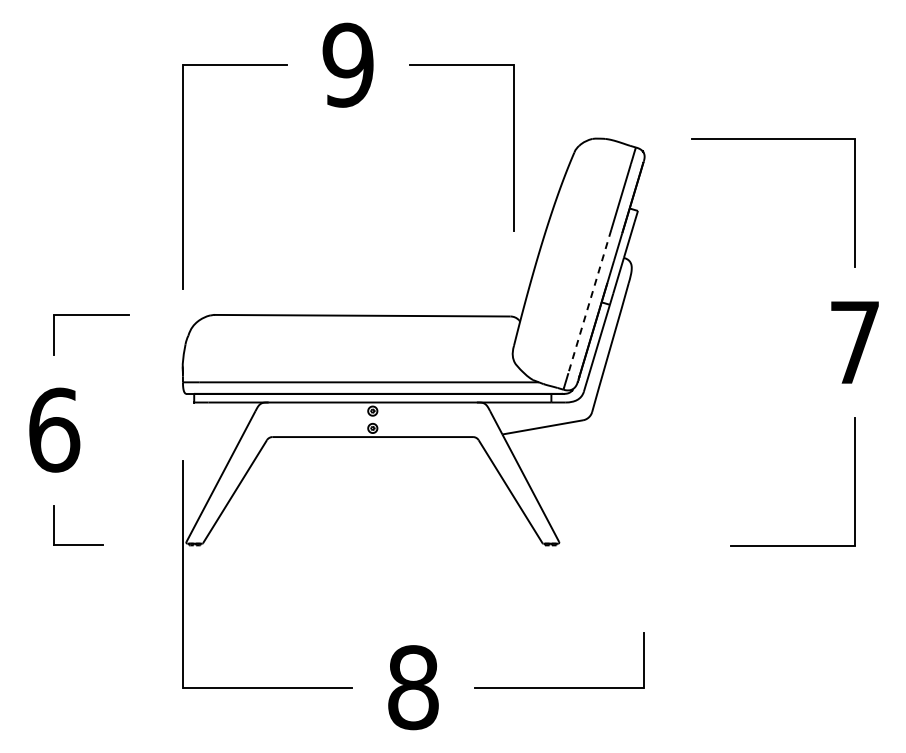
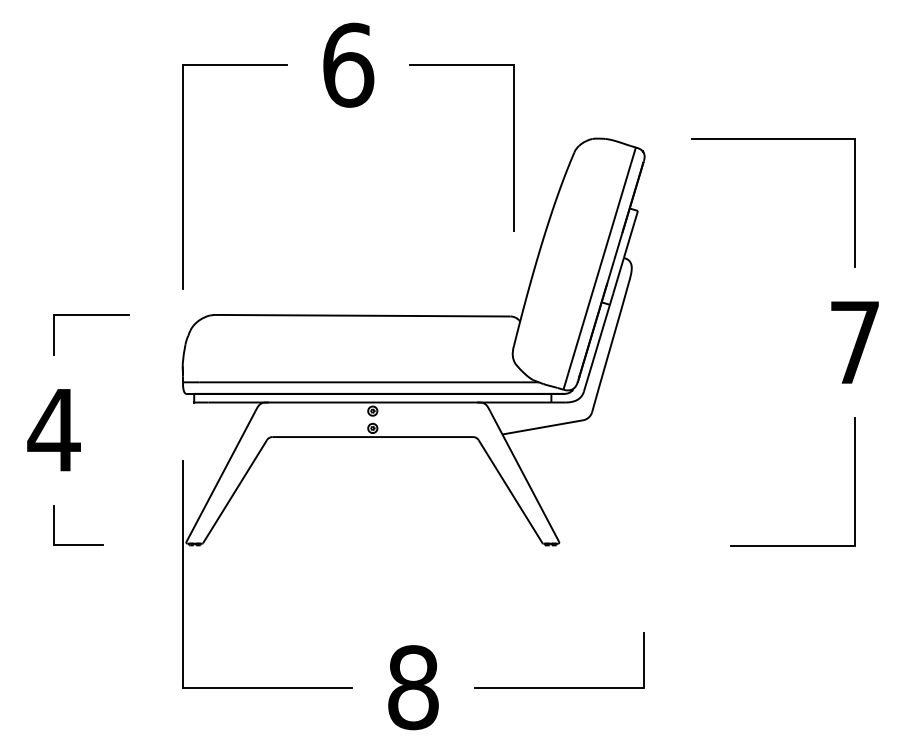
text: 9 -> 6 (348, 64)
line: dashed -> solid (589, 301)
text: 6 -> 4 (53, 429)
